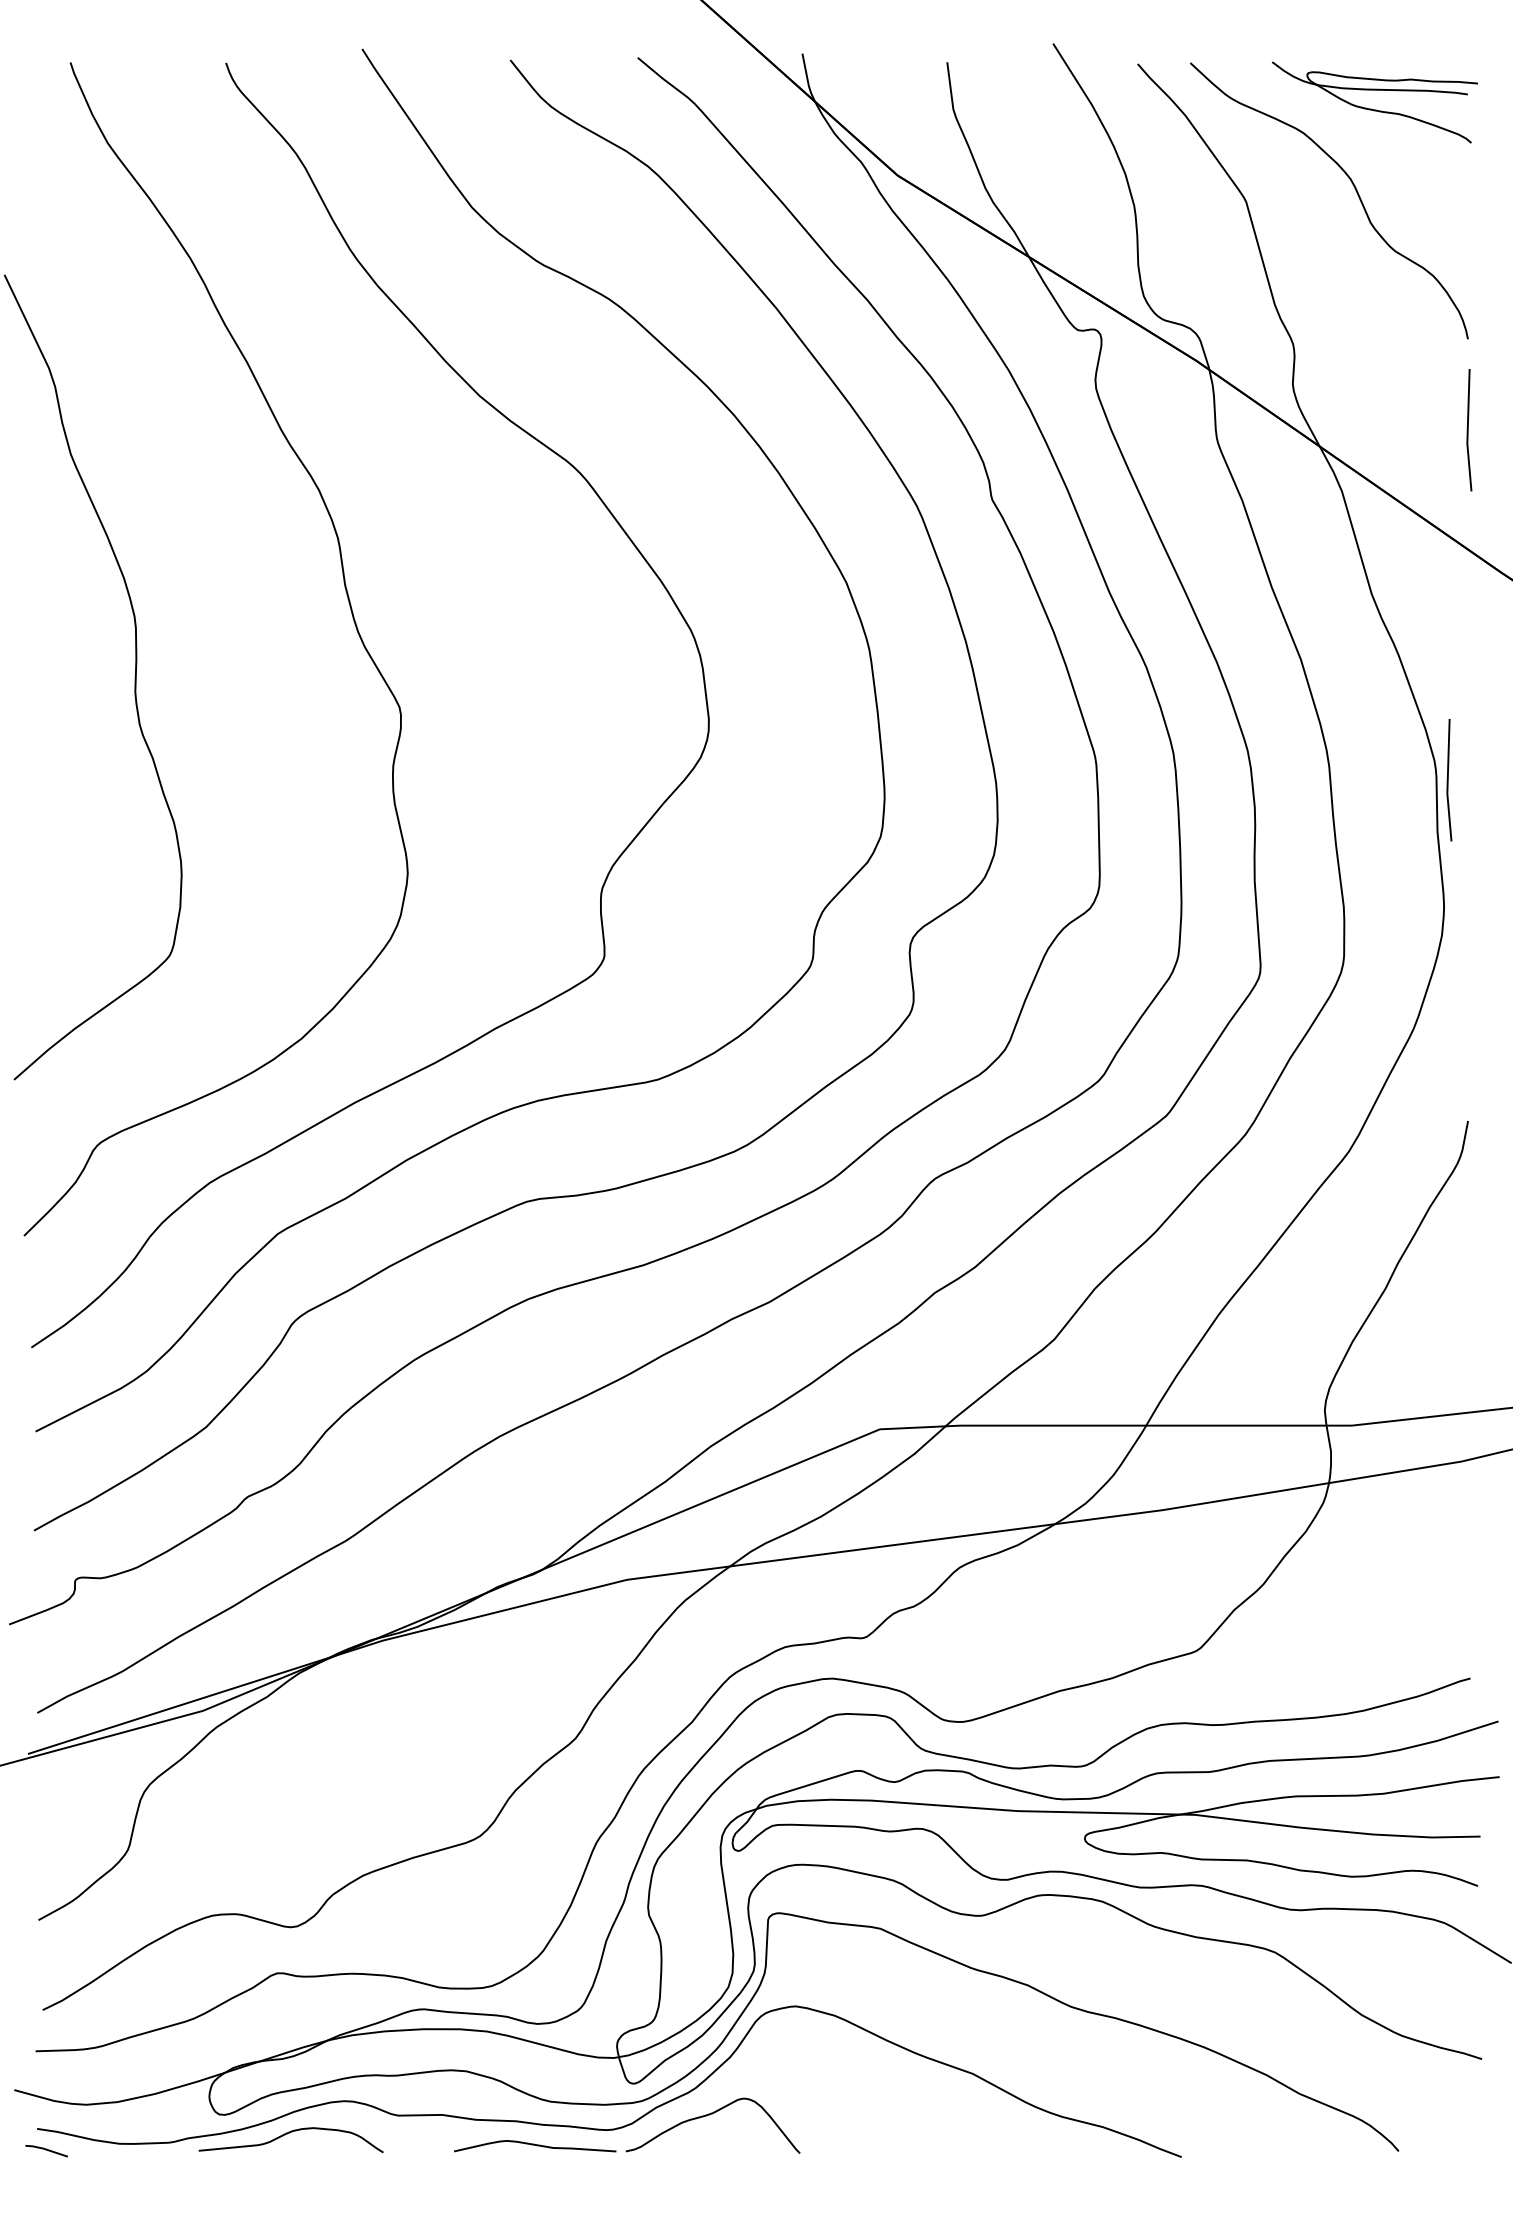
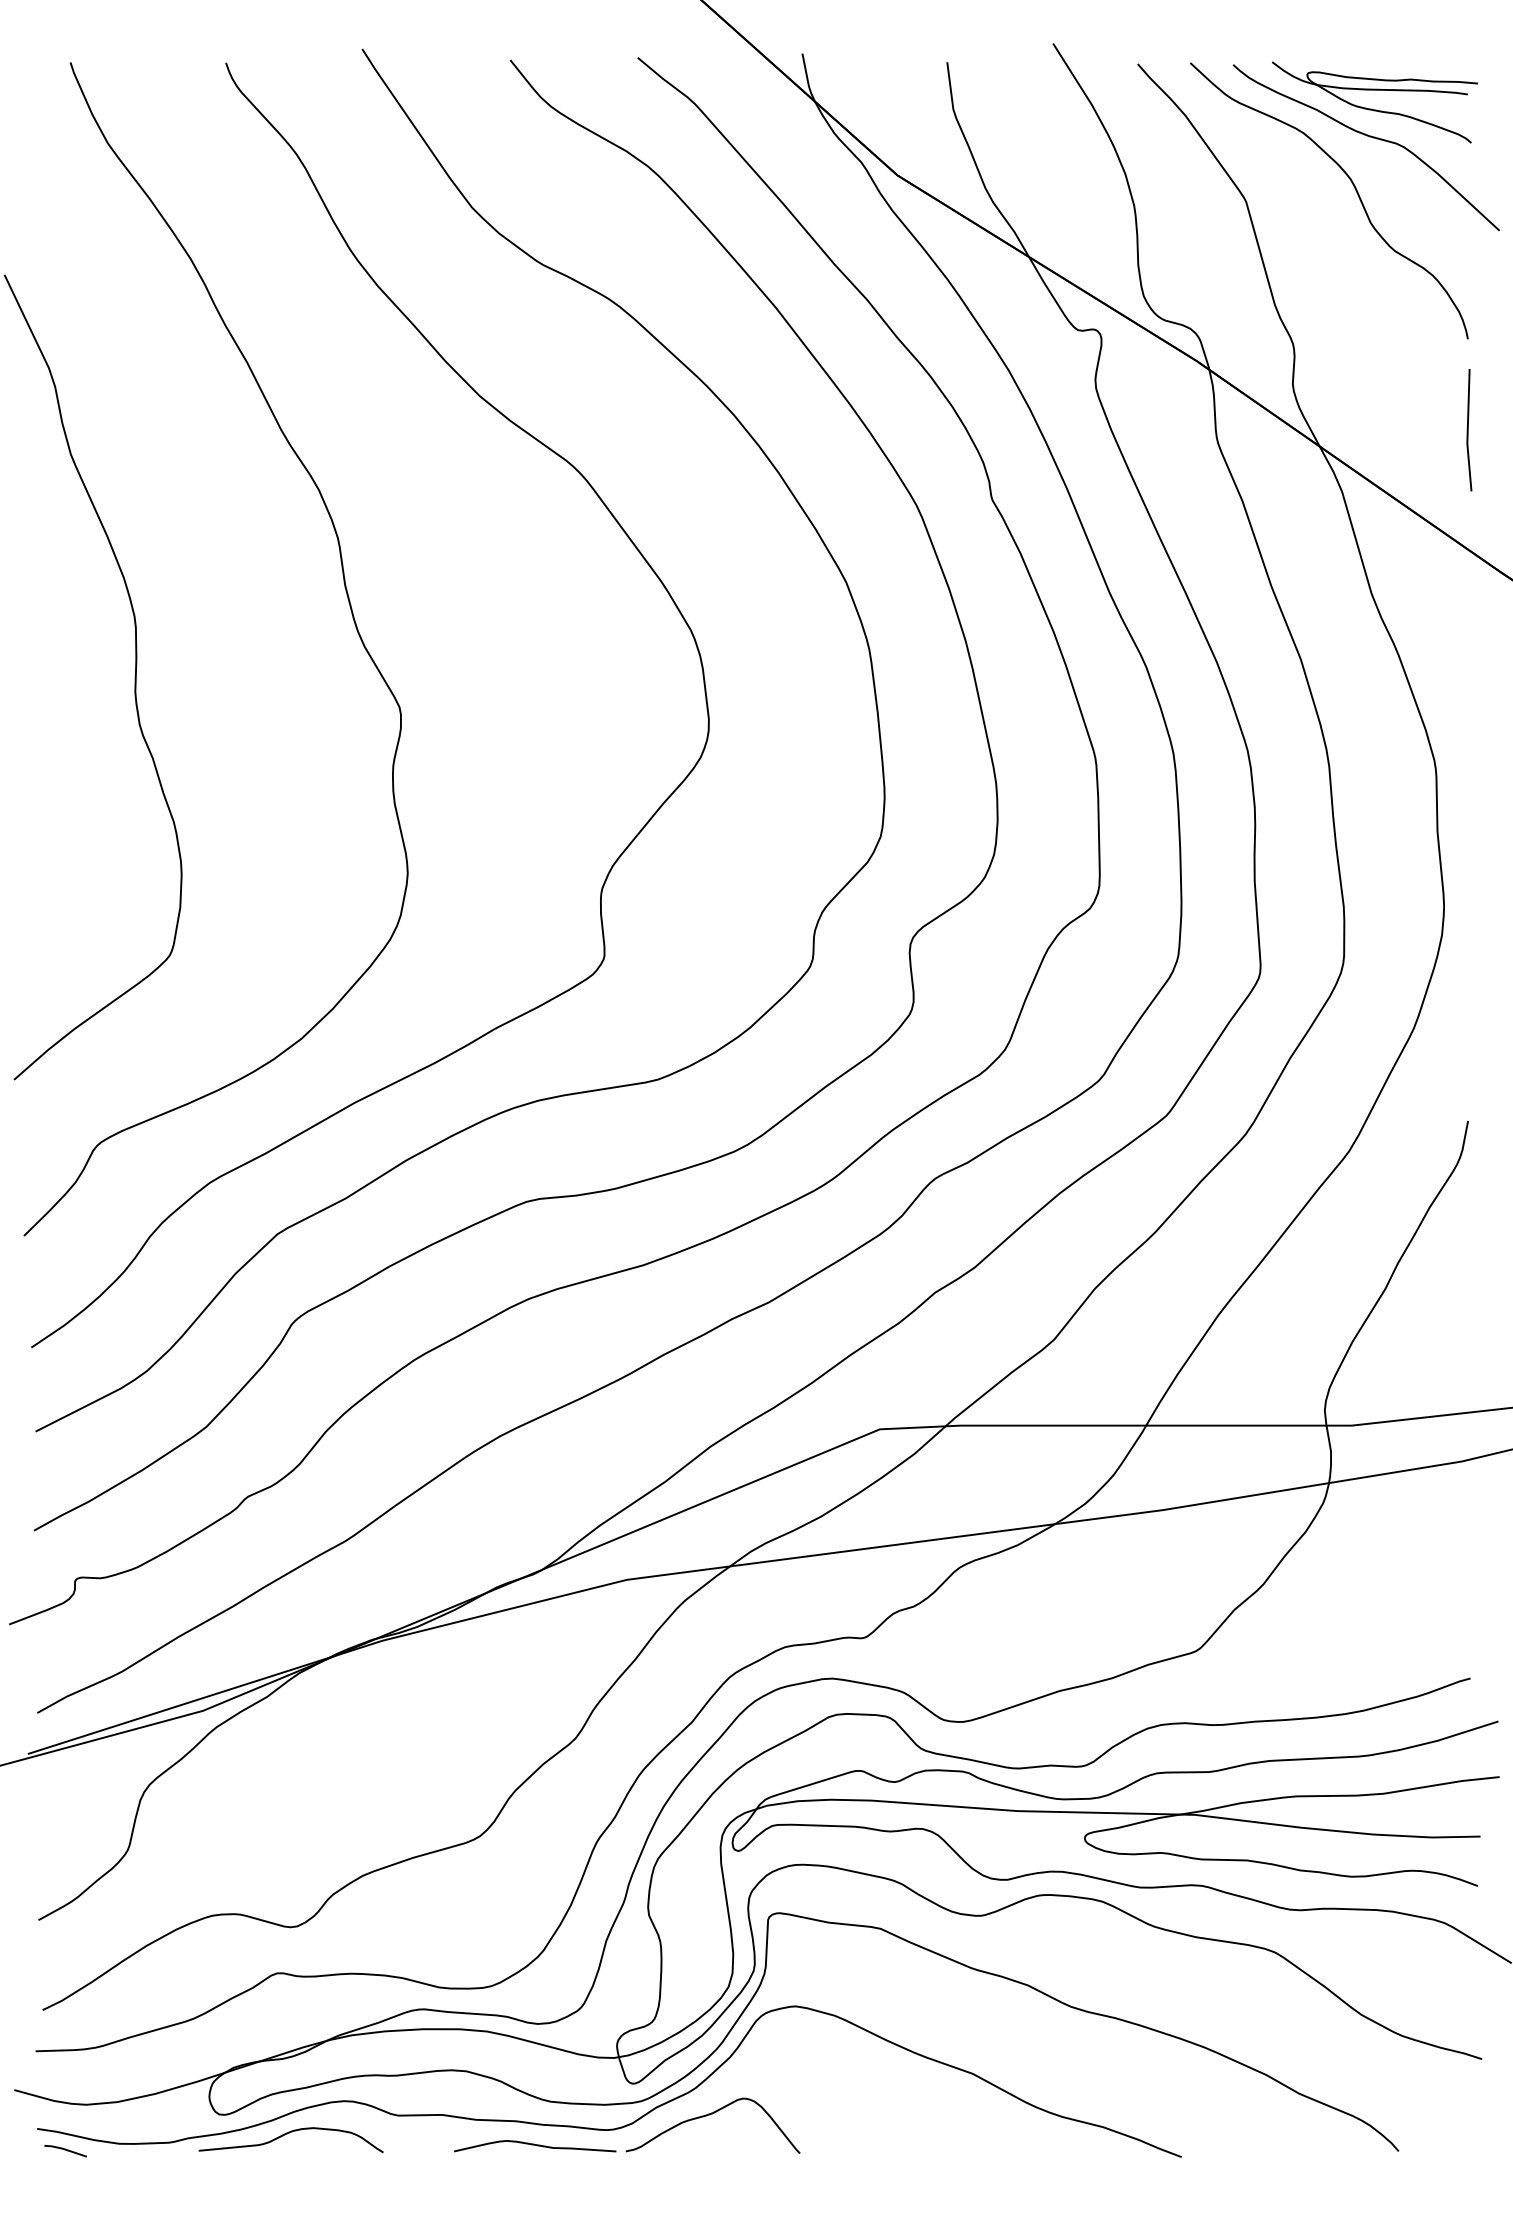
curve: none -> present (1369, 137)
line: present -> none (1448, 780)
line position: (46, 2150) -> (65, 2150) (65, 2150)
